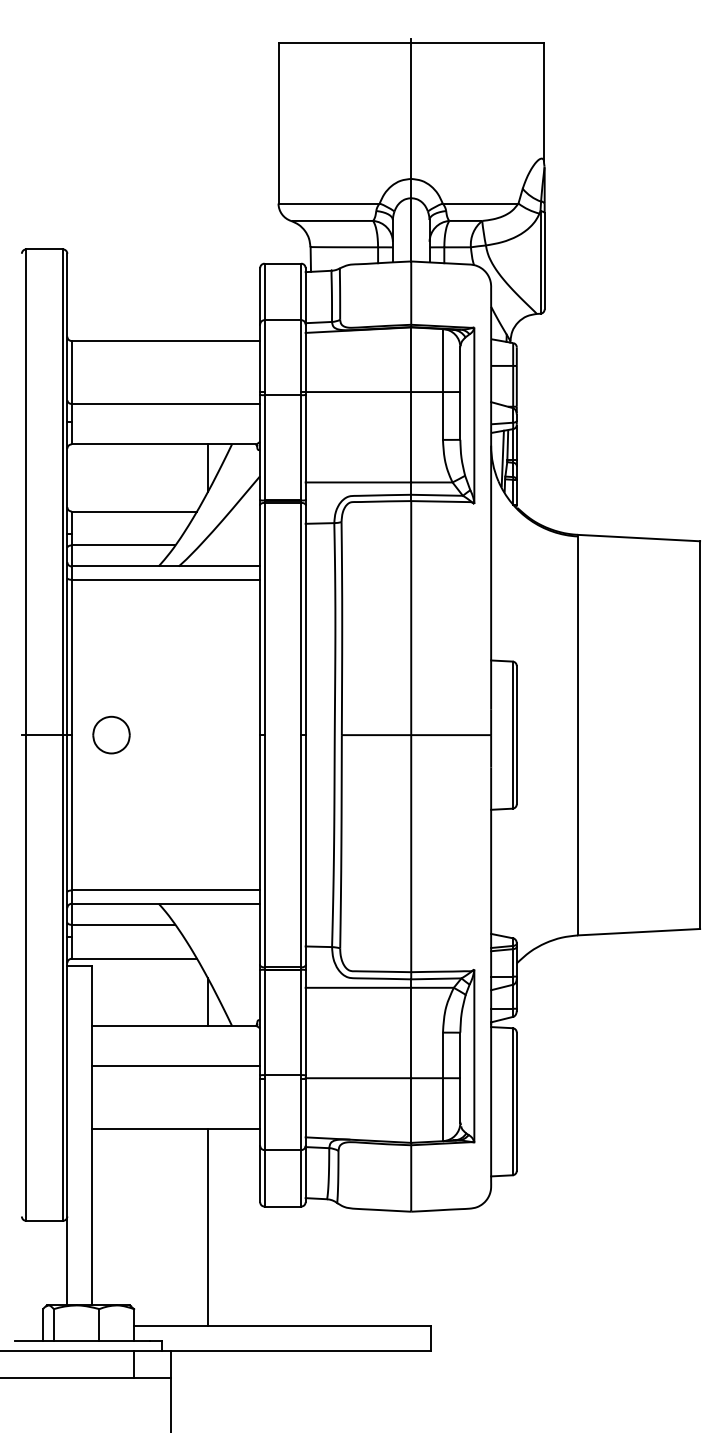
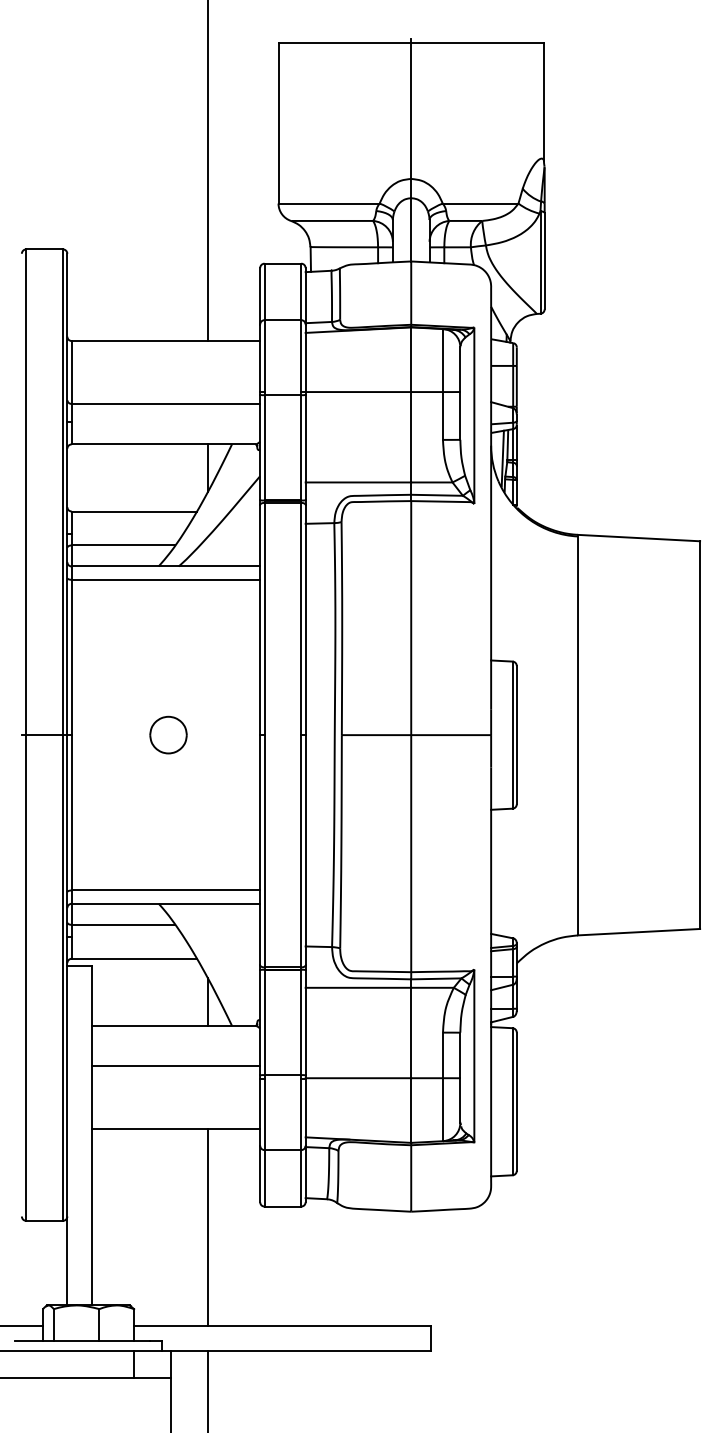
line: none -> present (207, 171)
part position: (111, 734) -> (168, 734) (168, 734)
line: none -> present (22, 1325)
line: none -> present (207, 1389)
